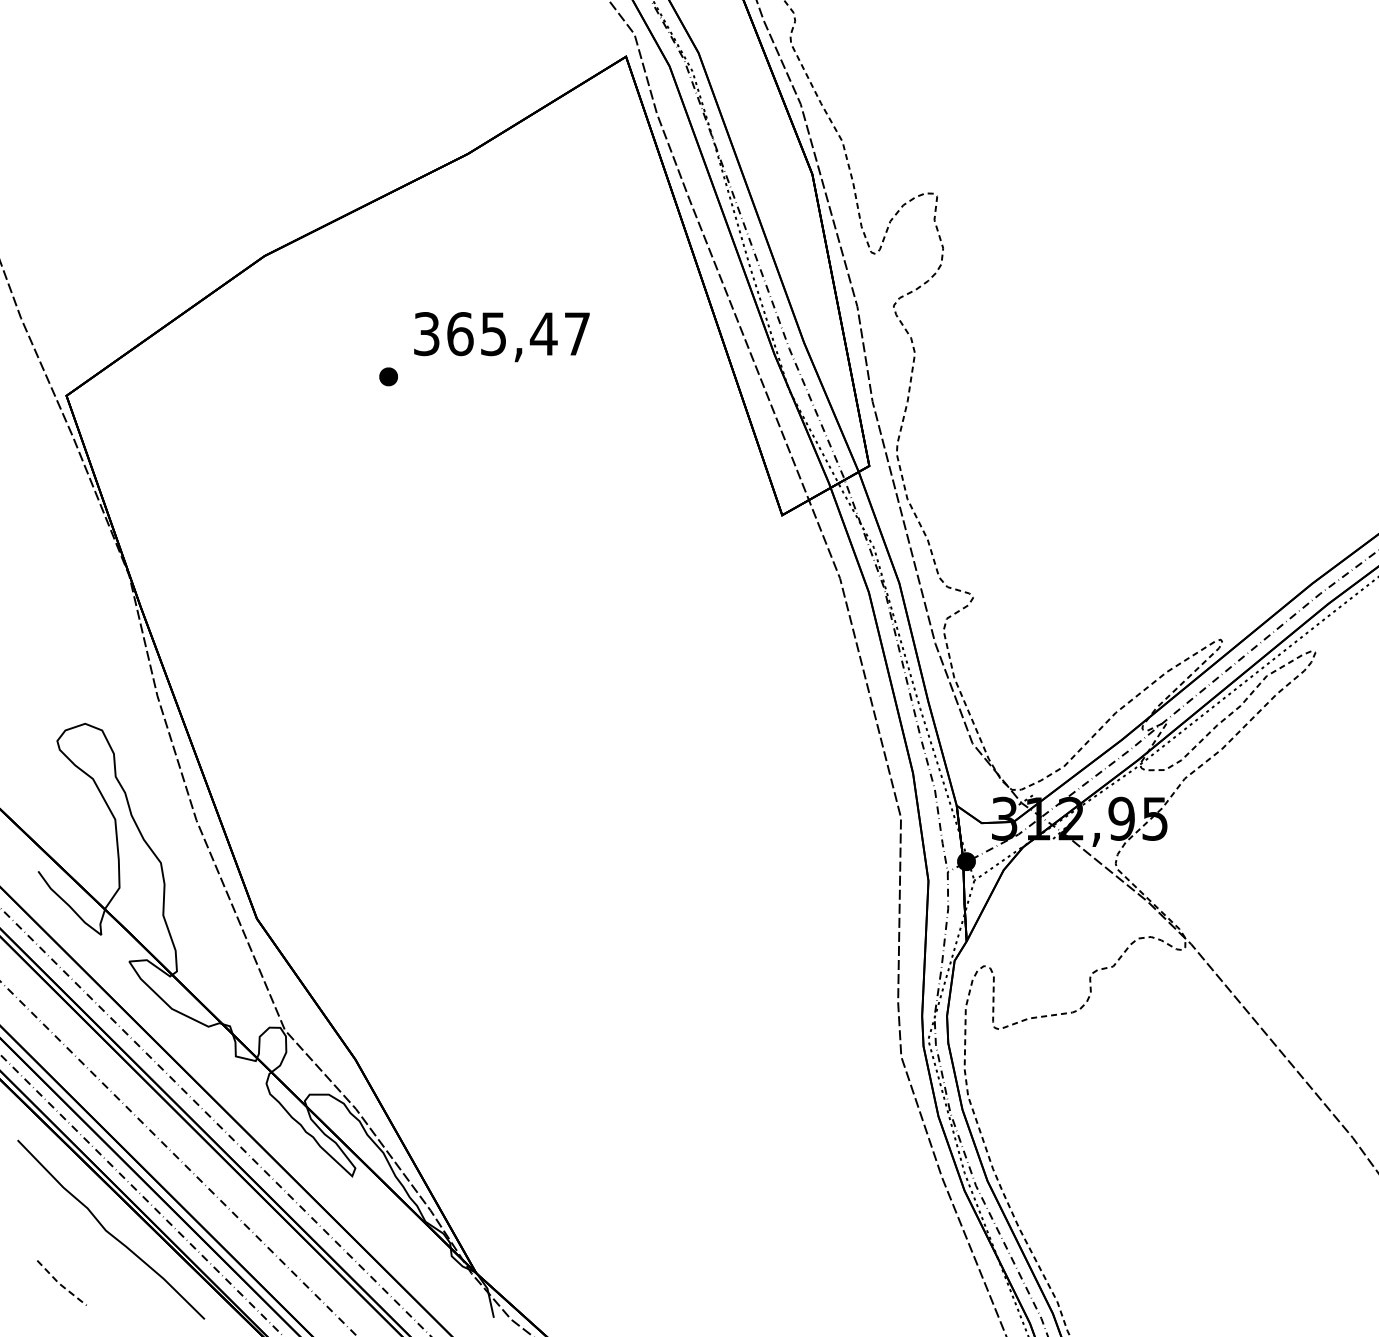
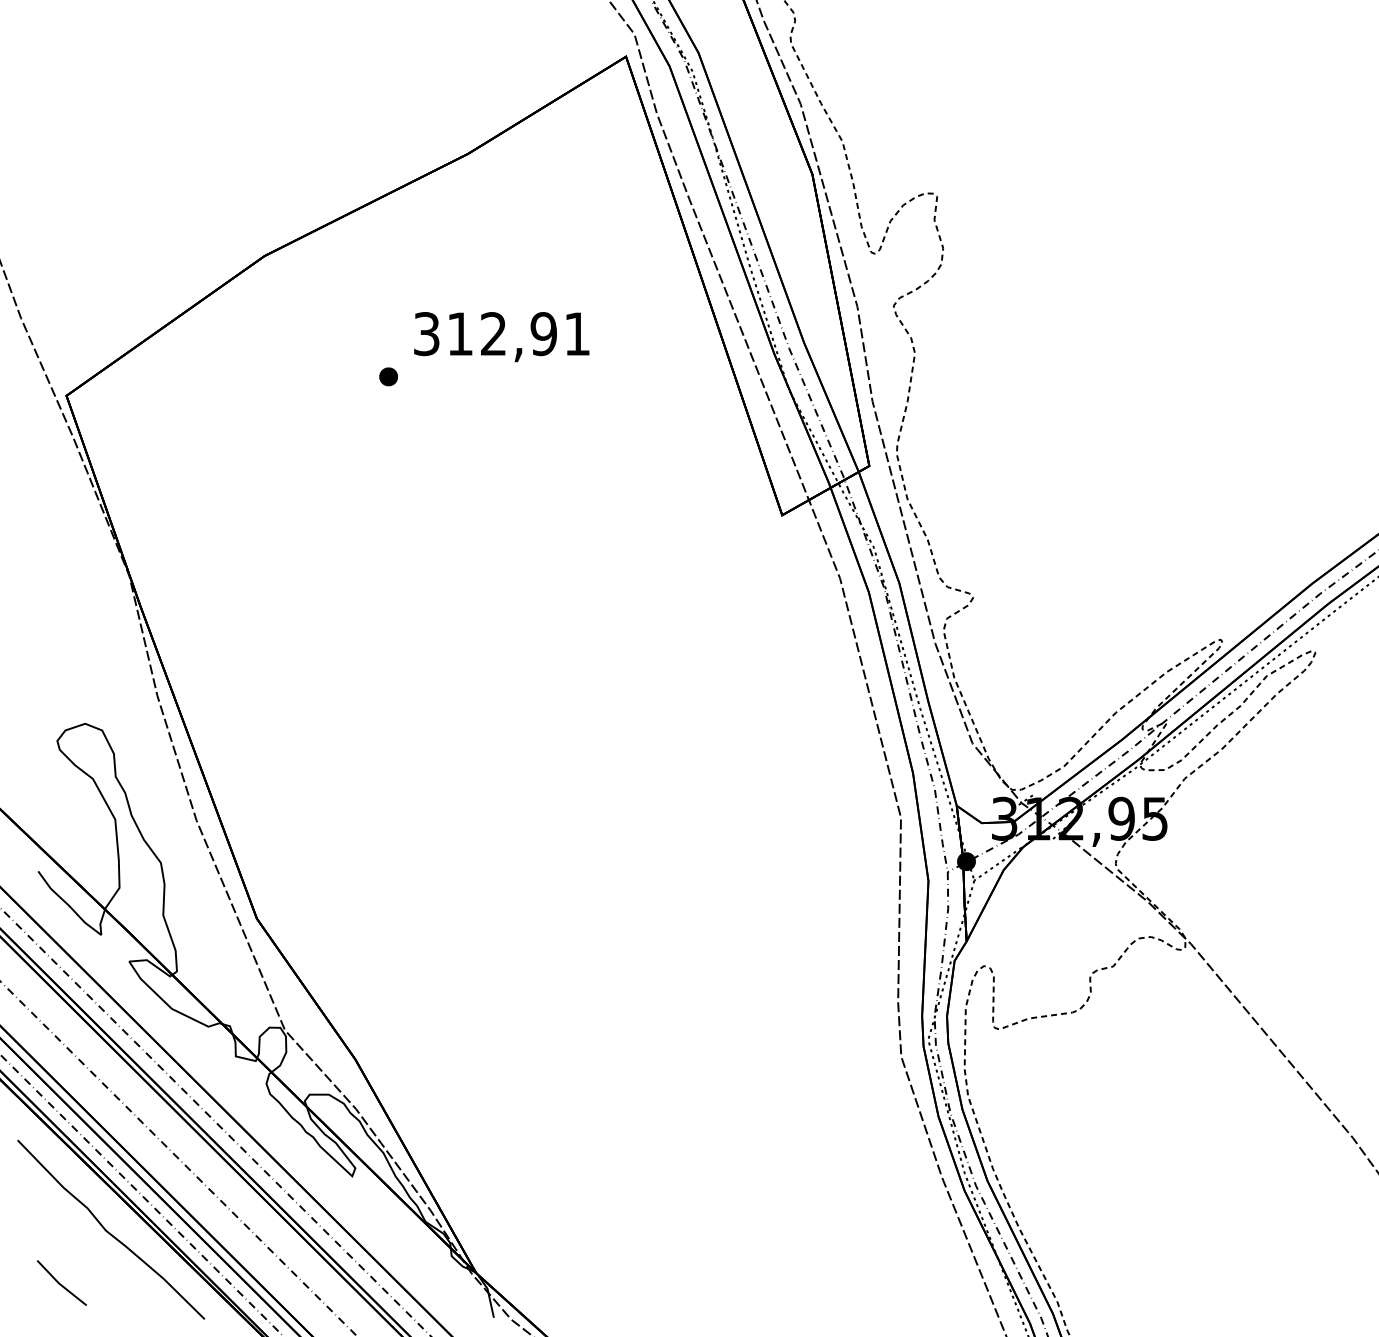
text: 365,47 -> 312,91 (518, 334)
line: dashed -> solid (60, 1284)
